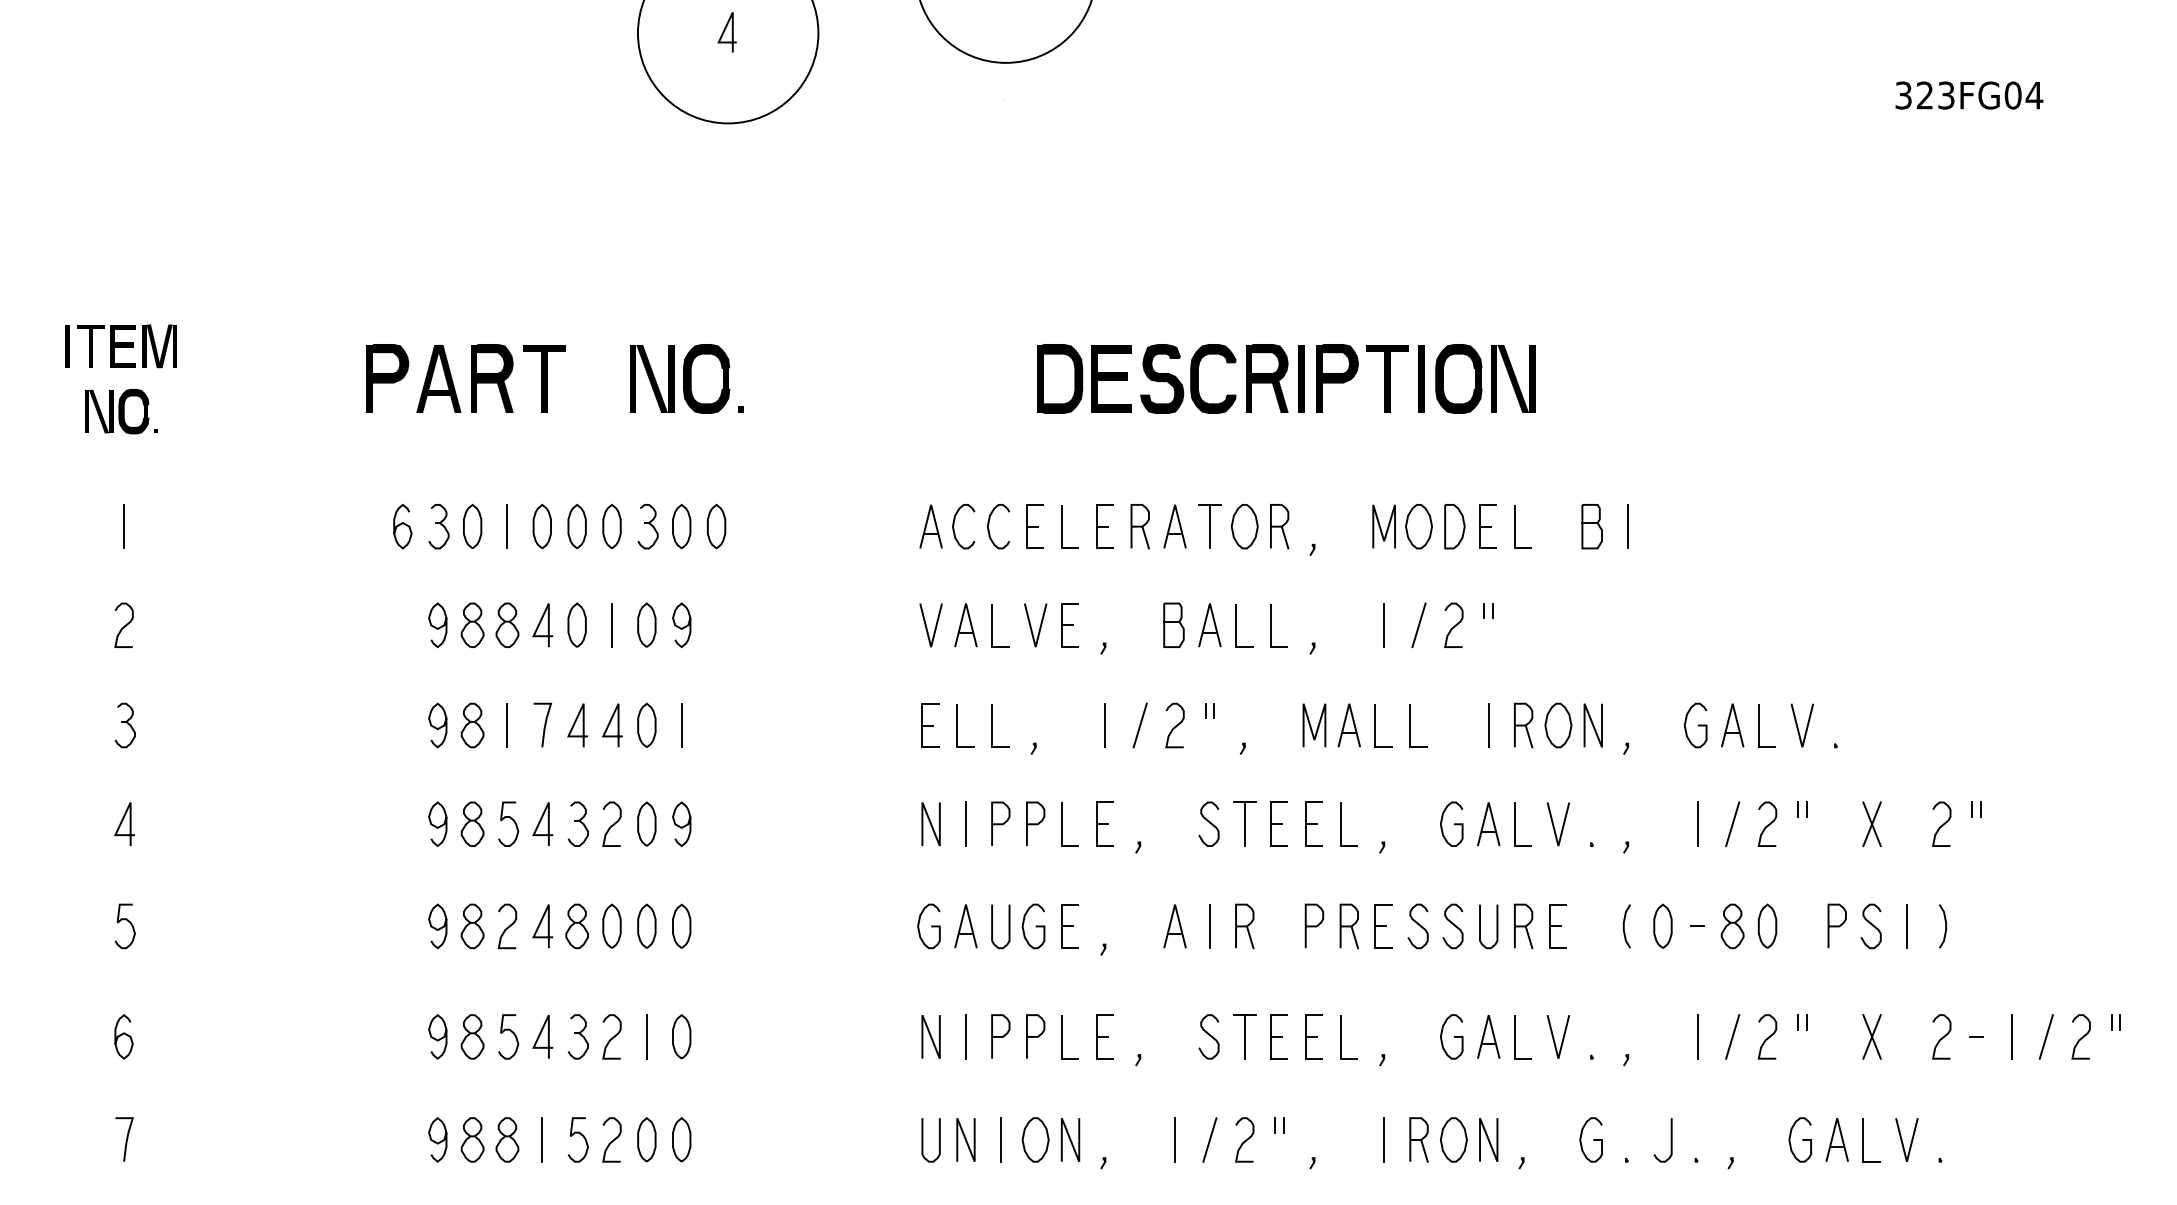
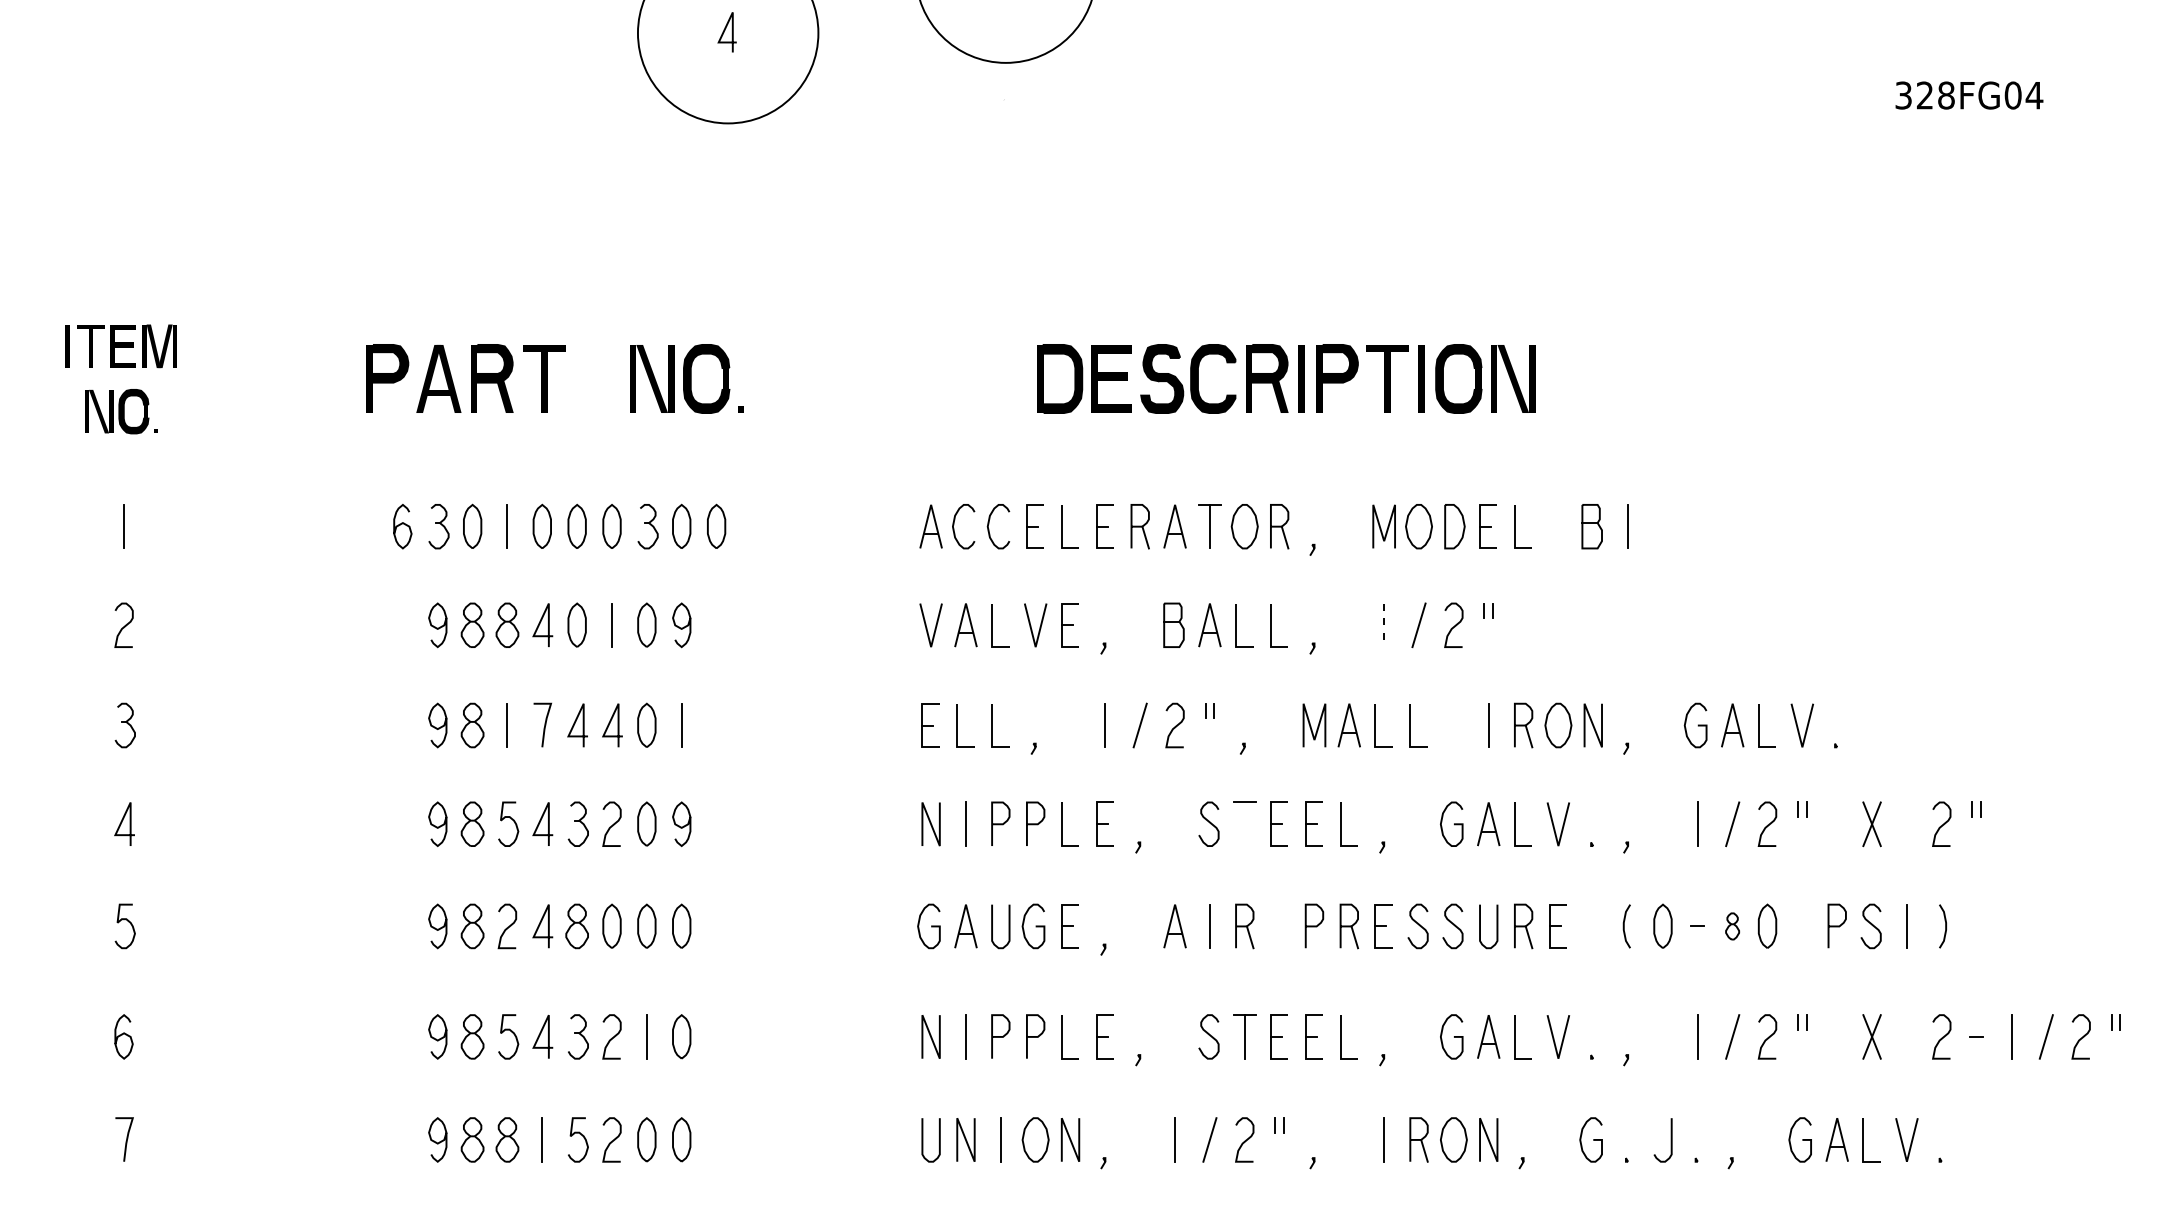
text: 323FG04 -> 328FG04 (1946, 95)
line: solid -> dashed (1384, 625)
line: present -> none (1244, 824)
part size: 25x47 px -> 15x29 px (1732, 926)
